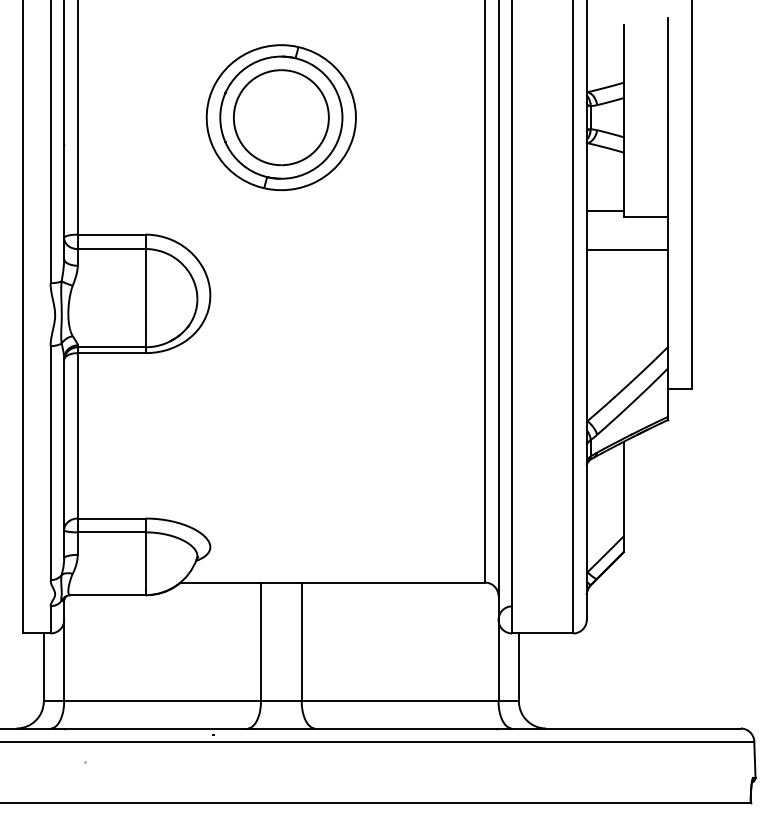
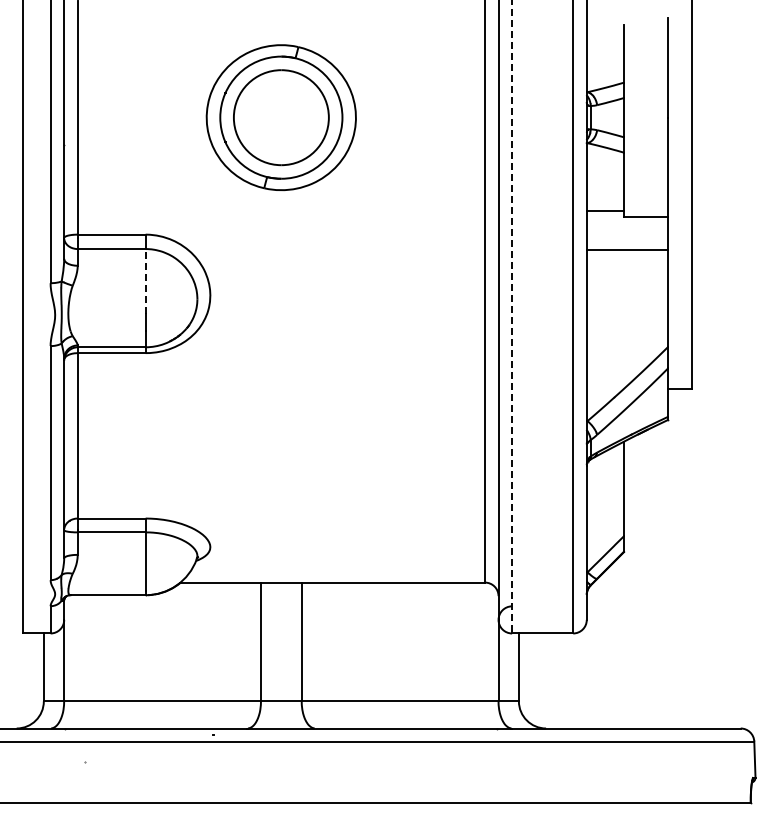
line: solid -> dashed (145, 280)
line: solid -> dashed (512, 317)
